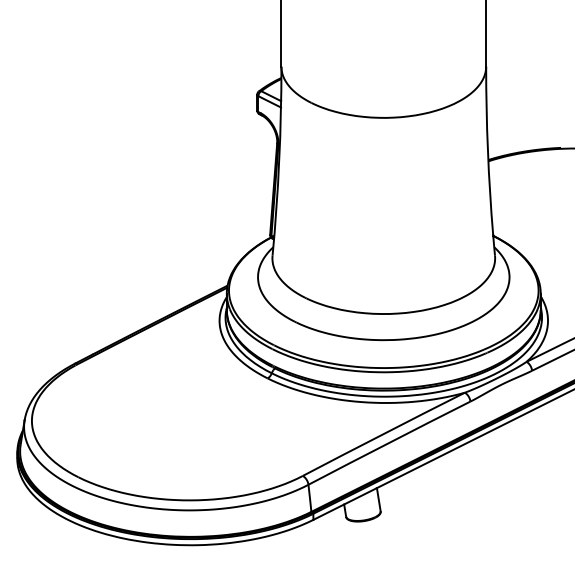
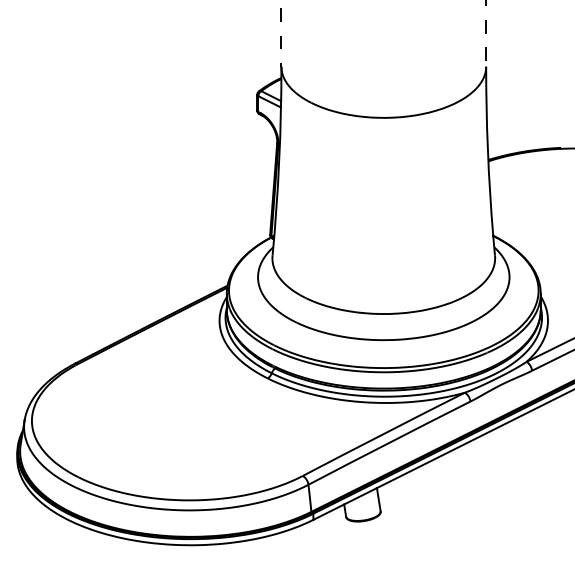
line: solid -> dashed (281, 33)
line: solid -> dashed (486, 33)
